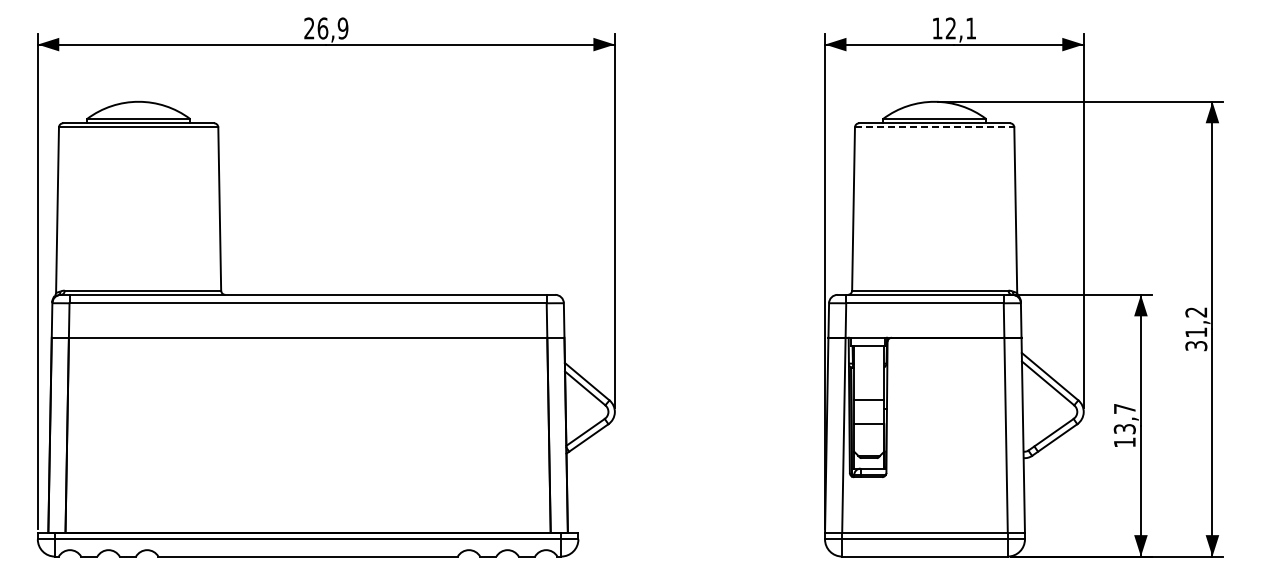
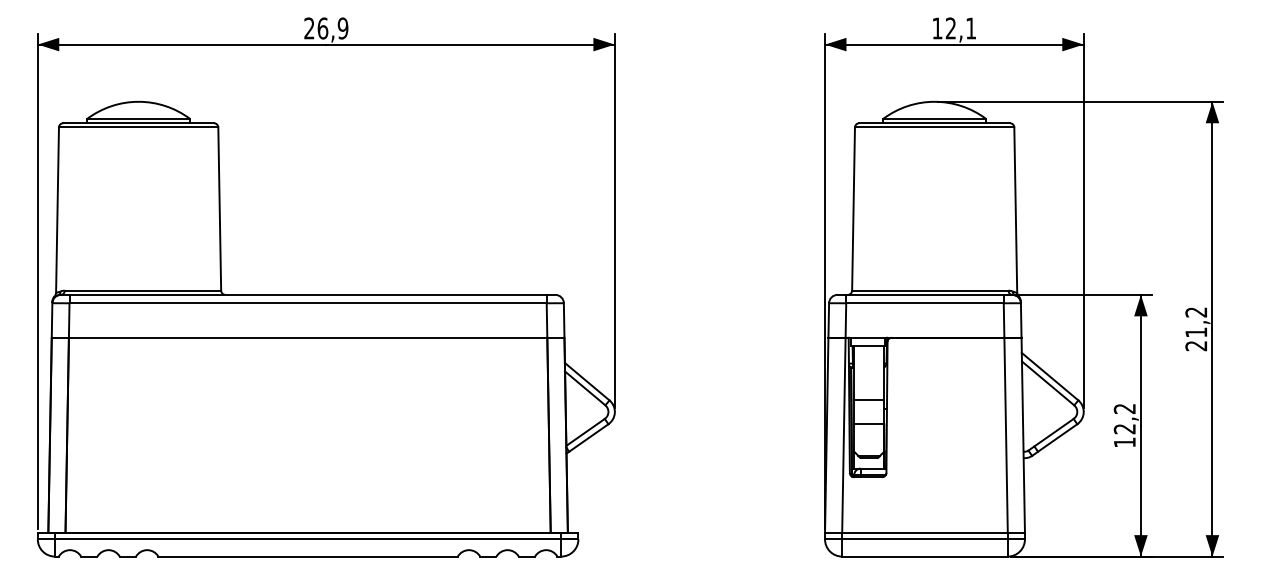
line: dashed -> solid (934, 127)
text: 31,2 -> 21,2 (1196, 346)
text: 13,7 -> 12,2 (1124, 419)
